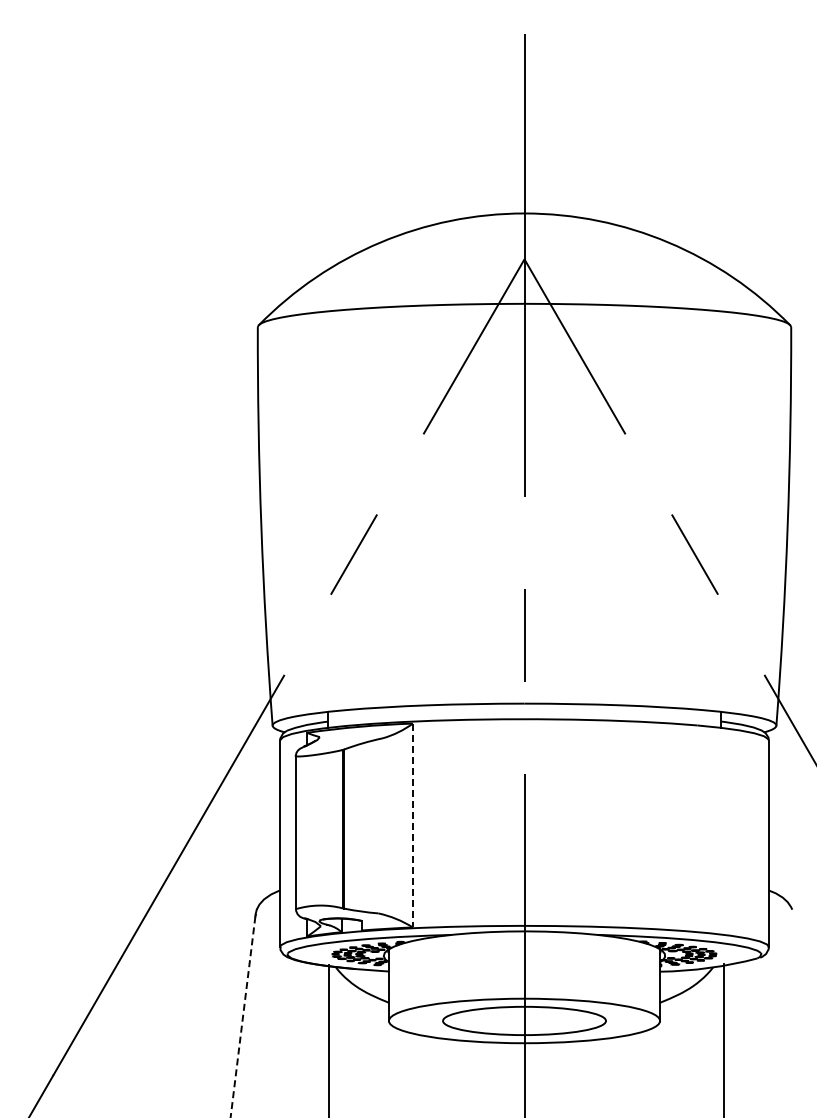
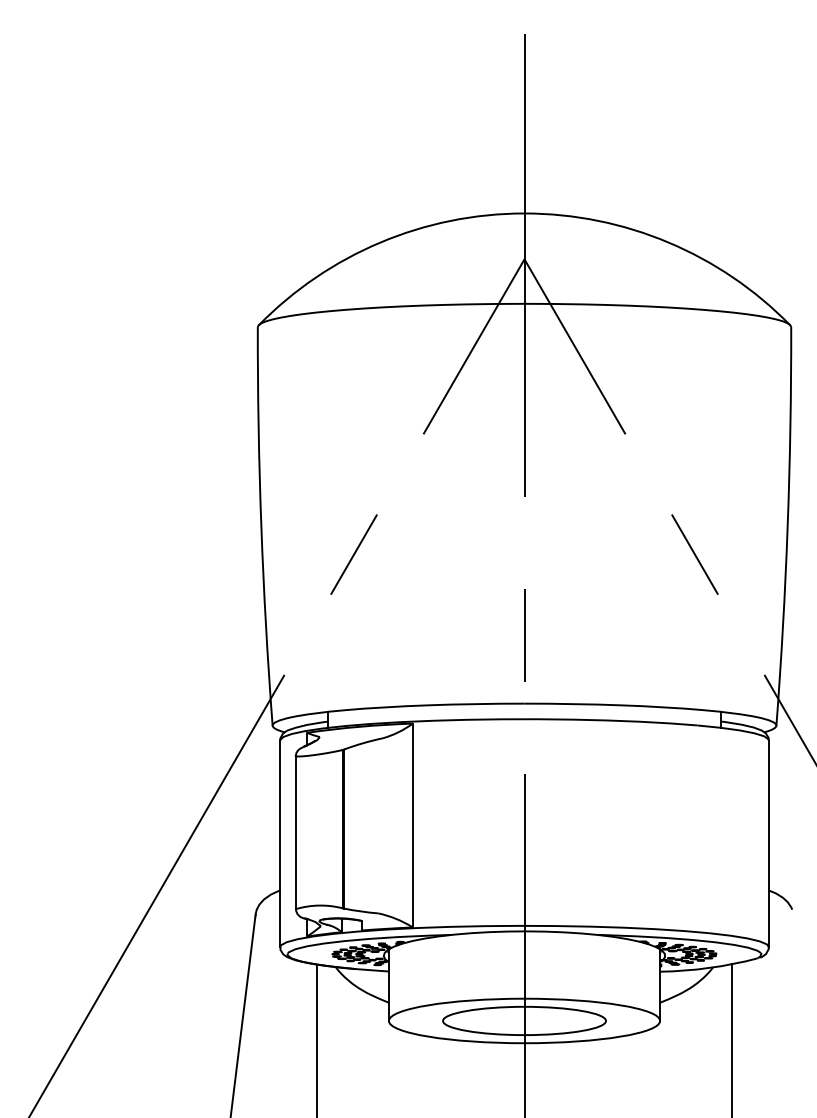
line: dashed -> solid (412, 825)
line: dashed -> solid (243, 1016)
line position: (329, 1039) -> (317, 1039) (317, 1039)
line position: (723, 1039) -> (731, 1039) (731, 1039)
